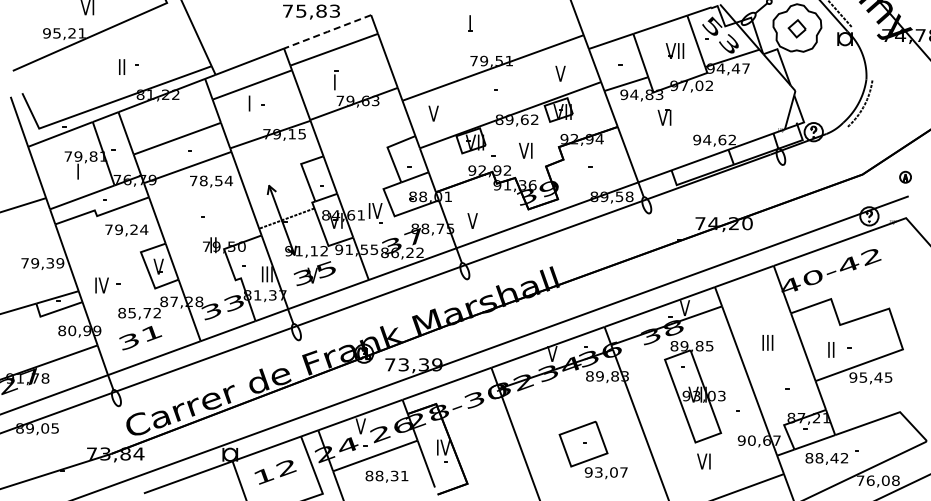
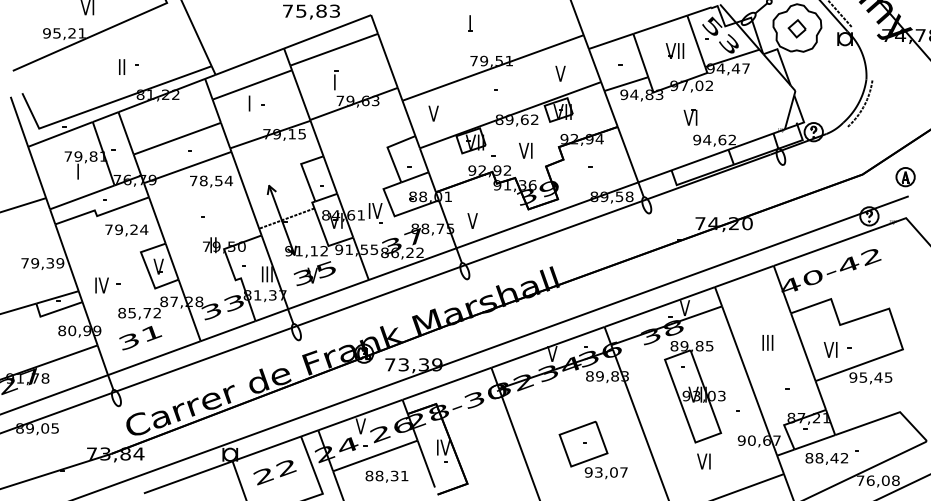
line: dashed -> solid (327, 31)
part position: (664, 117) -> (690, 117) (690, 117)
part size: 13x14 px -> 21x21 px (905, 177)
text: II -> VI (830, 349)
text: 12 -> 22 (263, 476)
